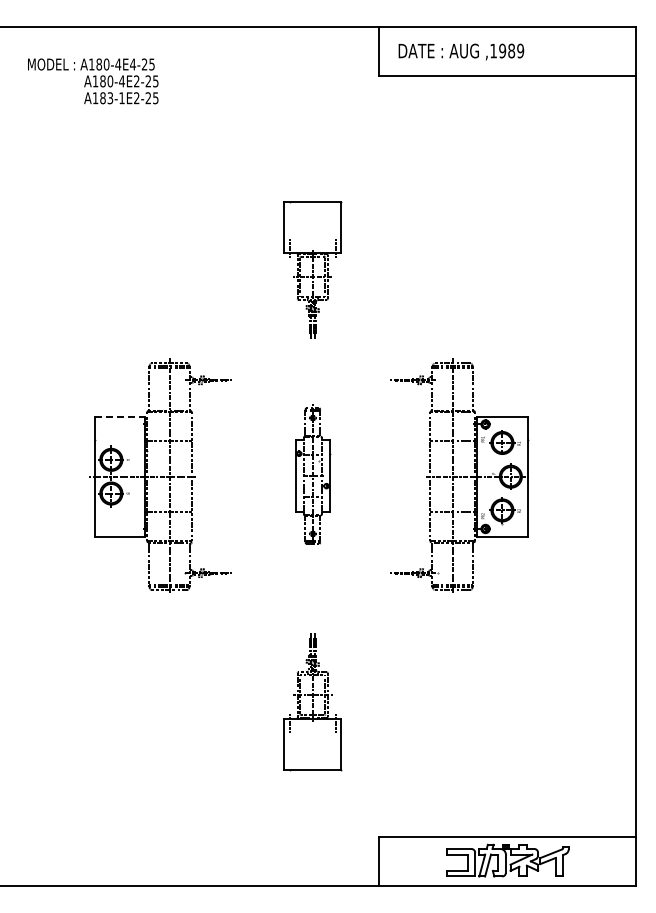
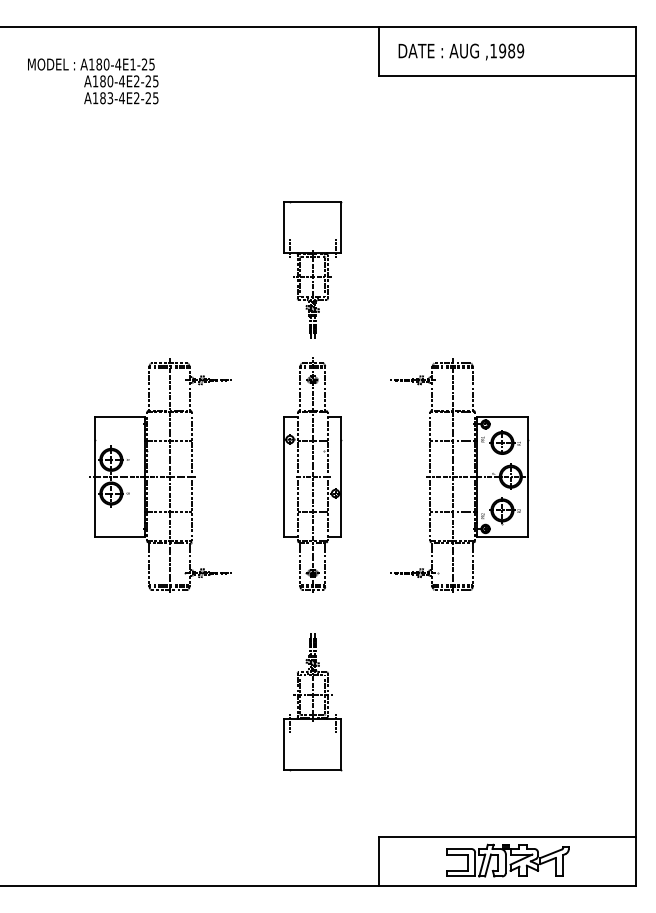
text: A180-4E4-25 -> A180-4E1-25 (132, 64)
text: A183-1E2-25 -> A183-4E2-25 (122, 98)
line: dashed -> solid (120, 416)
part size: 37x141 px -> 60x236 px (312, 474)
